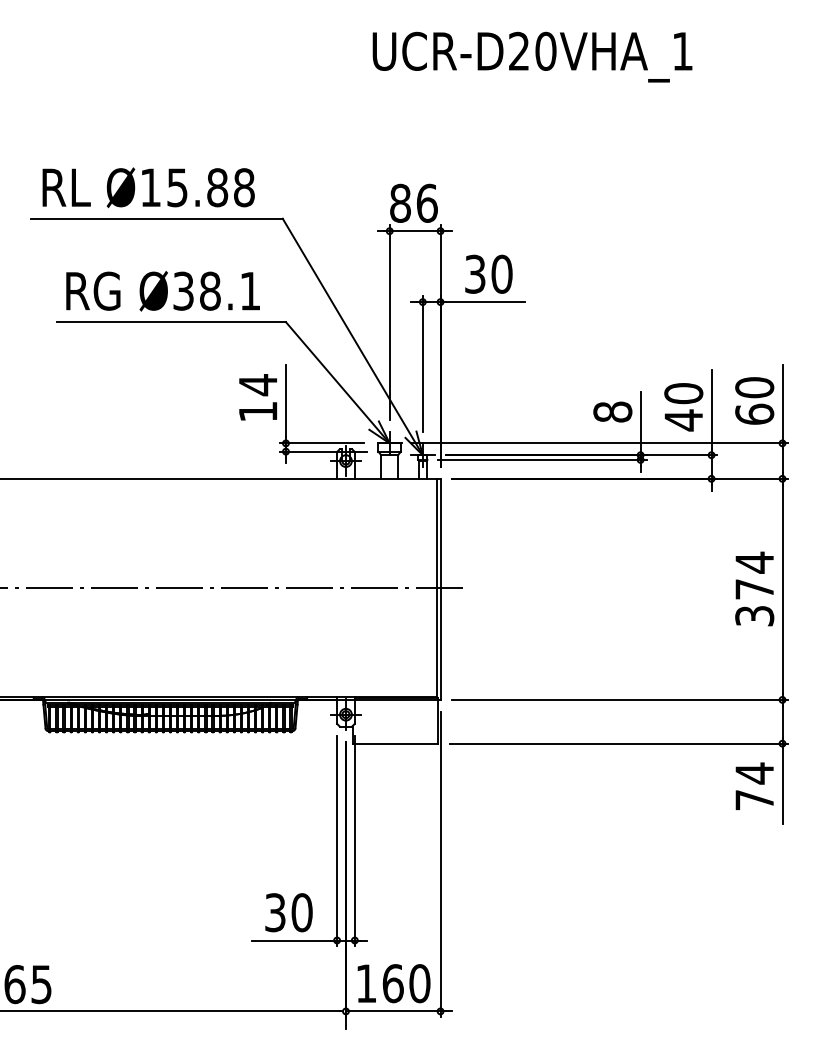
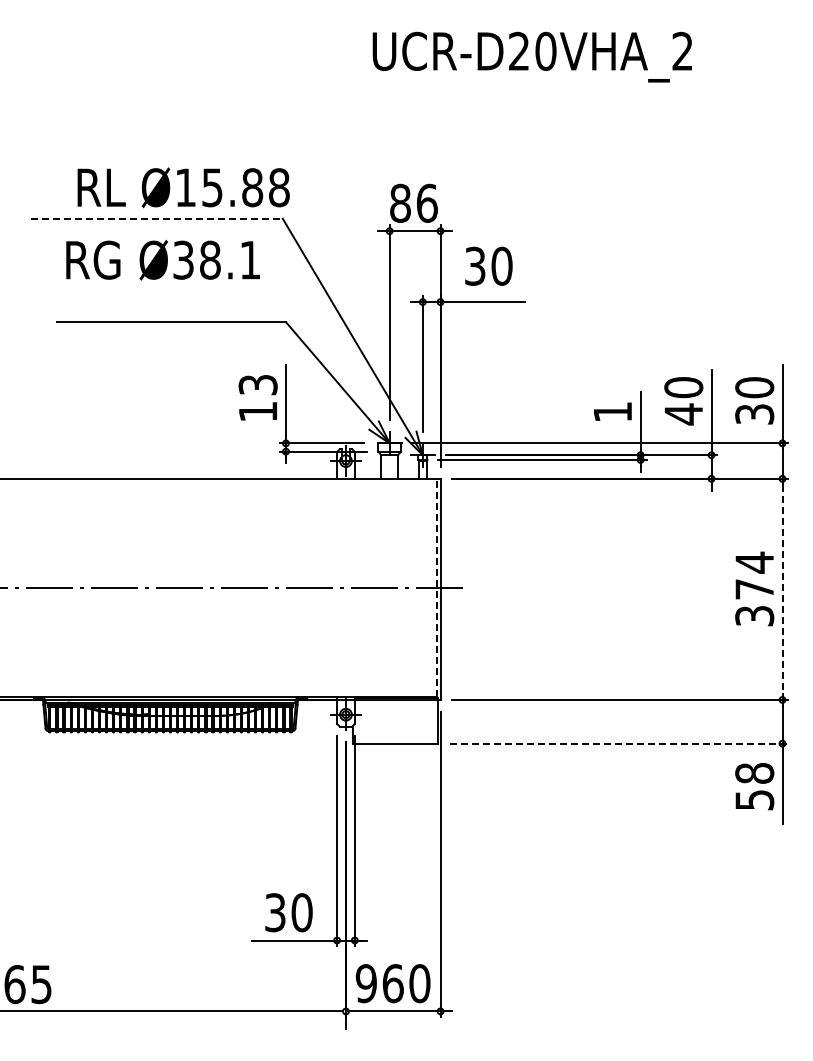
text: UCR-D20VHA_1 -> UCR-D20VHA_2 (682, 50)
text position: (148, 187) -> (183, 187) (183, 187)
line: solid -> dashed (156, 218)
text position: (488, 273) -> (488, 265) (488, 265)
text position: (162, 291) -> (162, 260) (162, 260)
text: 14 -> 13 (257, 385)
text position: (683, 407) -> (683, 401) (683, 401)
text: 8 -> 1 (612, 411)
text: 60 -> 30 (754, 413)
line: solid -> dashed (436, 587)
line: solid -> dashed (782, 589)
line: solid -> dashed (619, 743)
text: 74 -> 58 (754, 786)
text: 160 -> 960 (365, 983)
